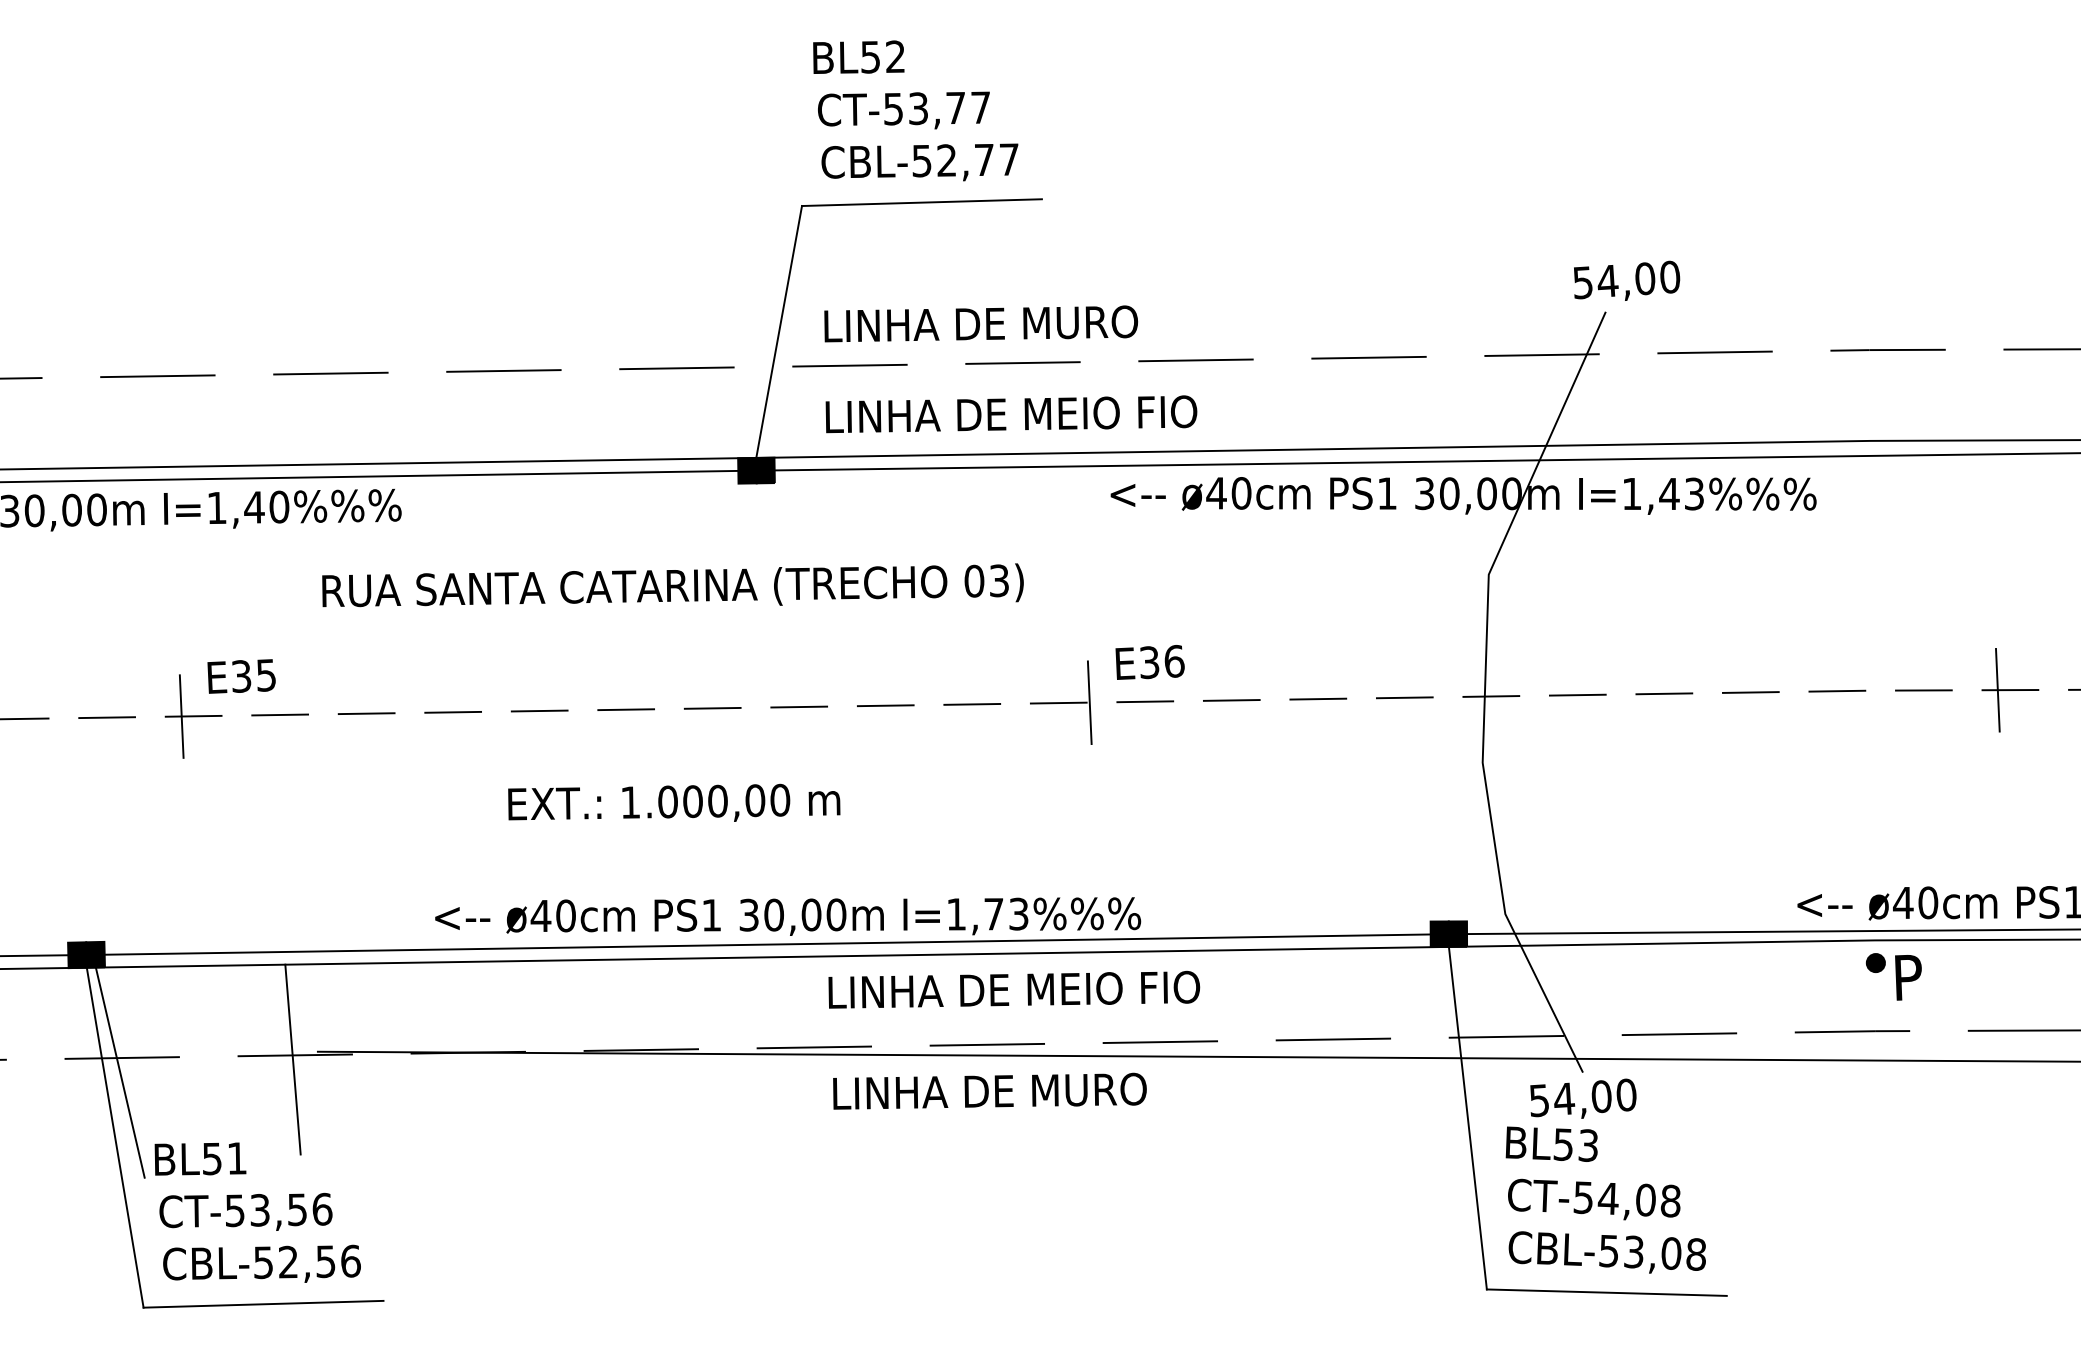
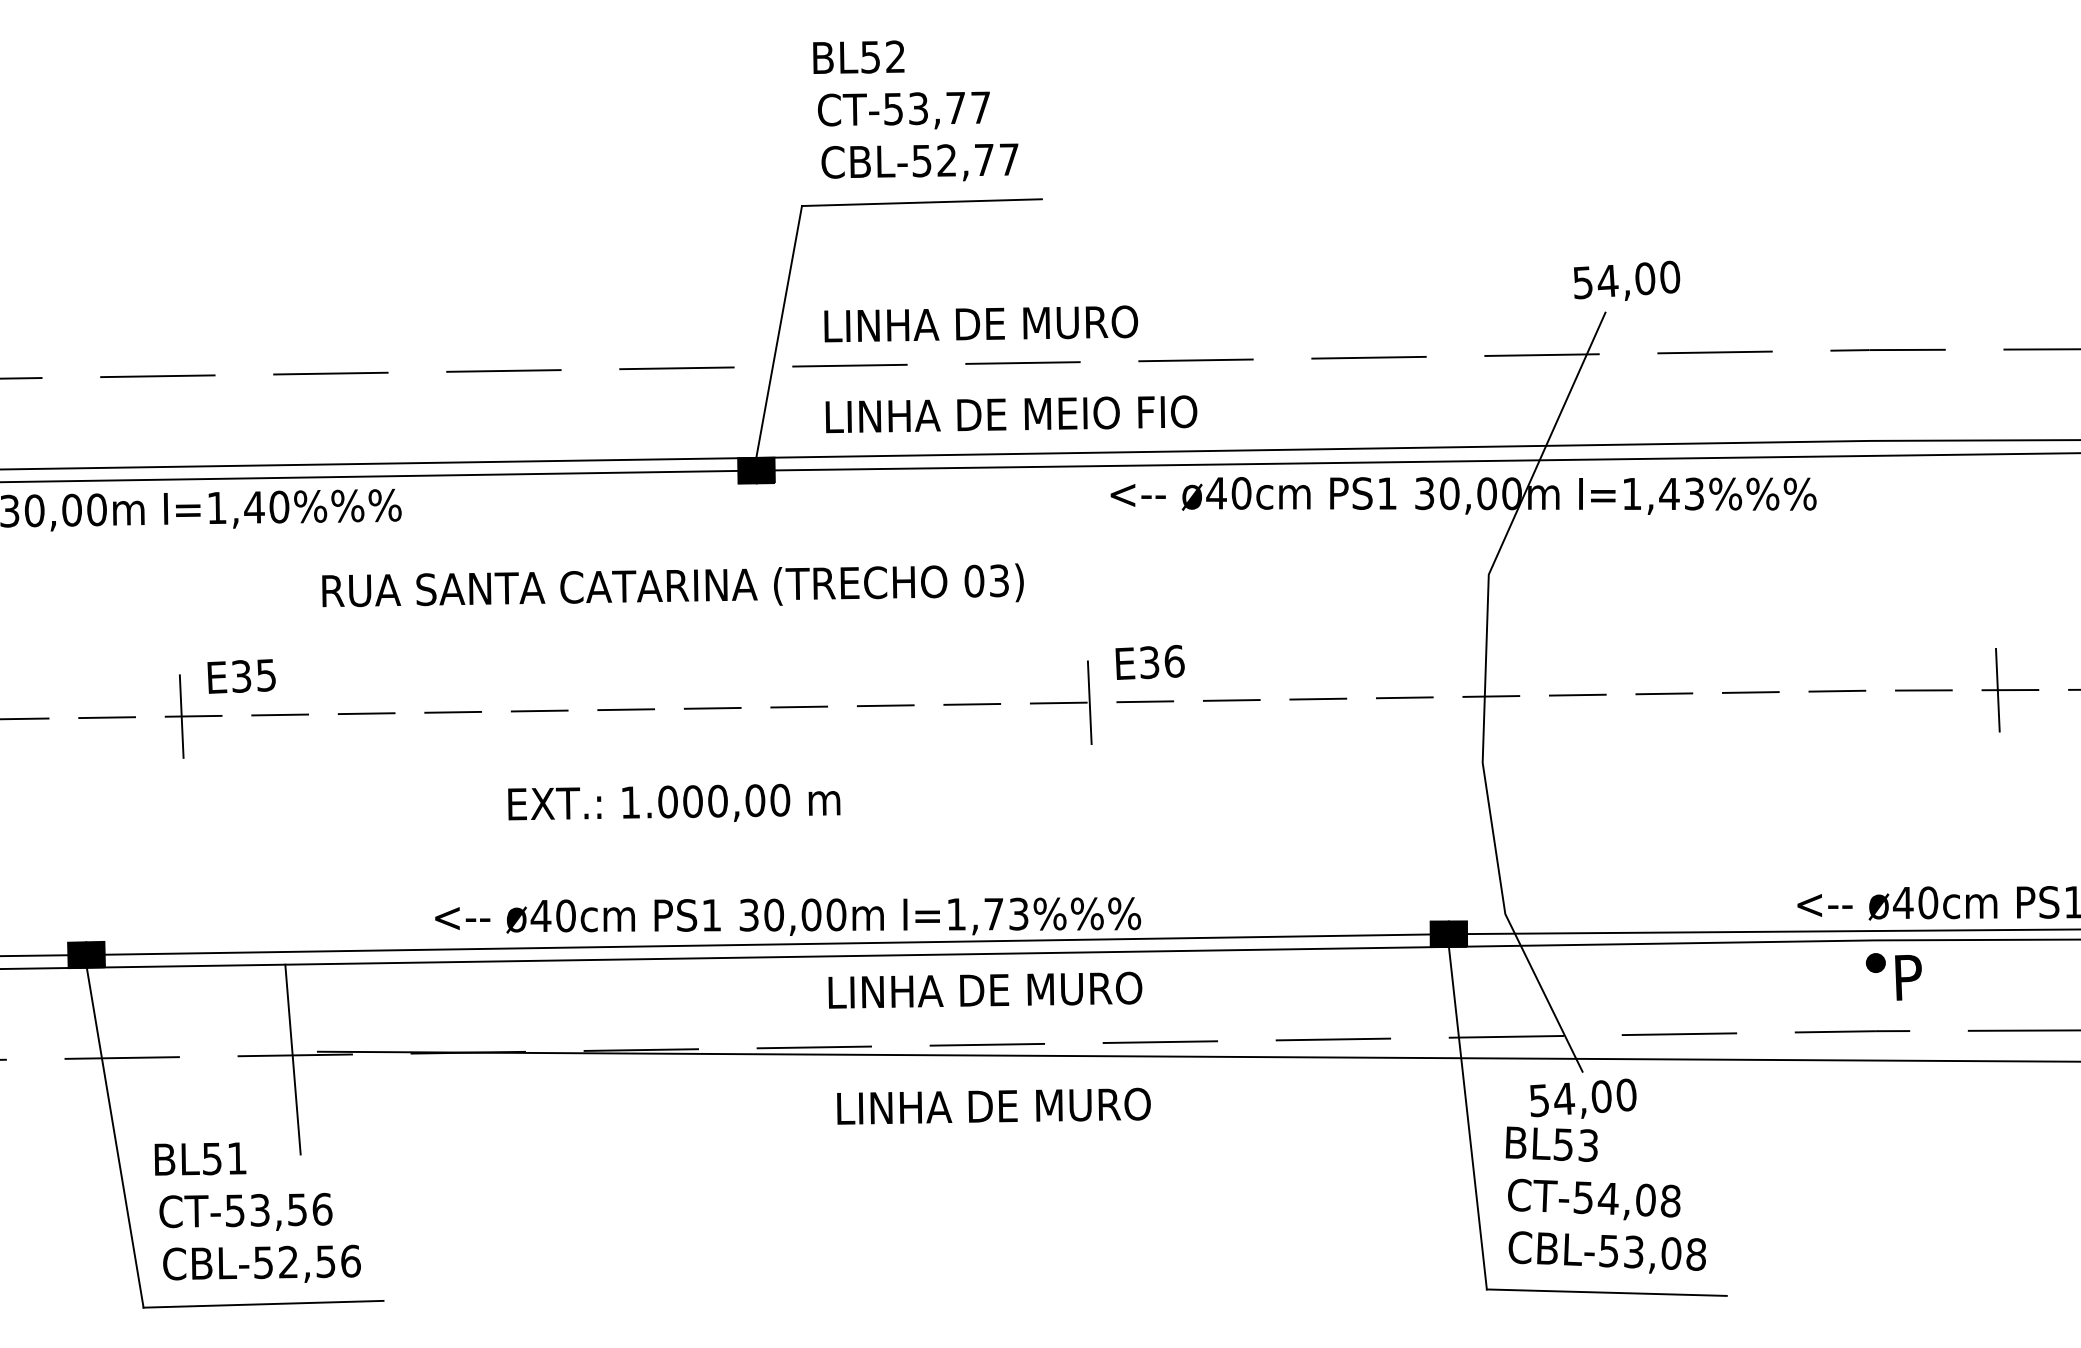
text: LINHA DE MEIO FIO -> LINHA DE MURO (1130, 987)
line: present -> none (119, 1072)
text position: (989, 1090) -> (993, 1105) (993, 1105)
